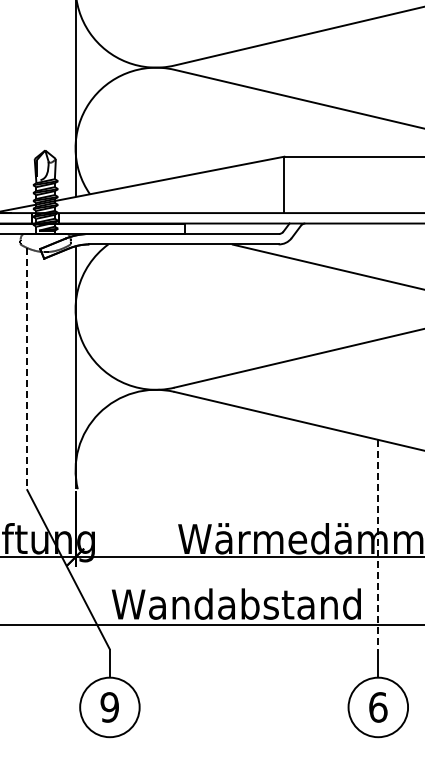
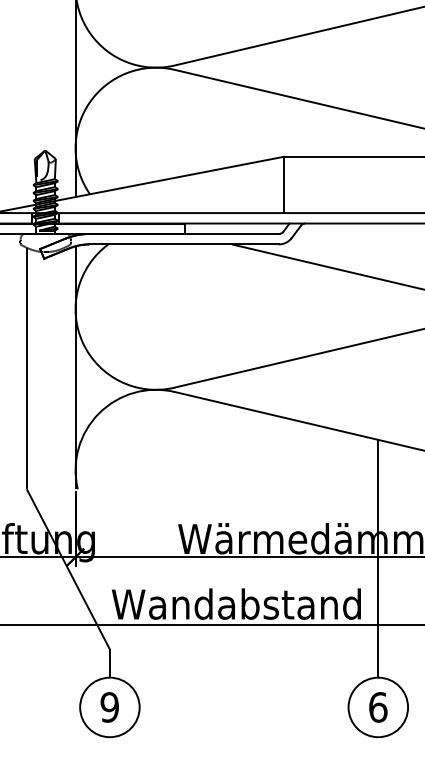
line: dashed -> solid (26, 368)
line: dashed -> solid (378, 544)
